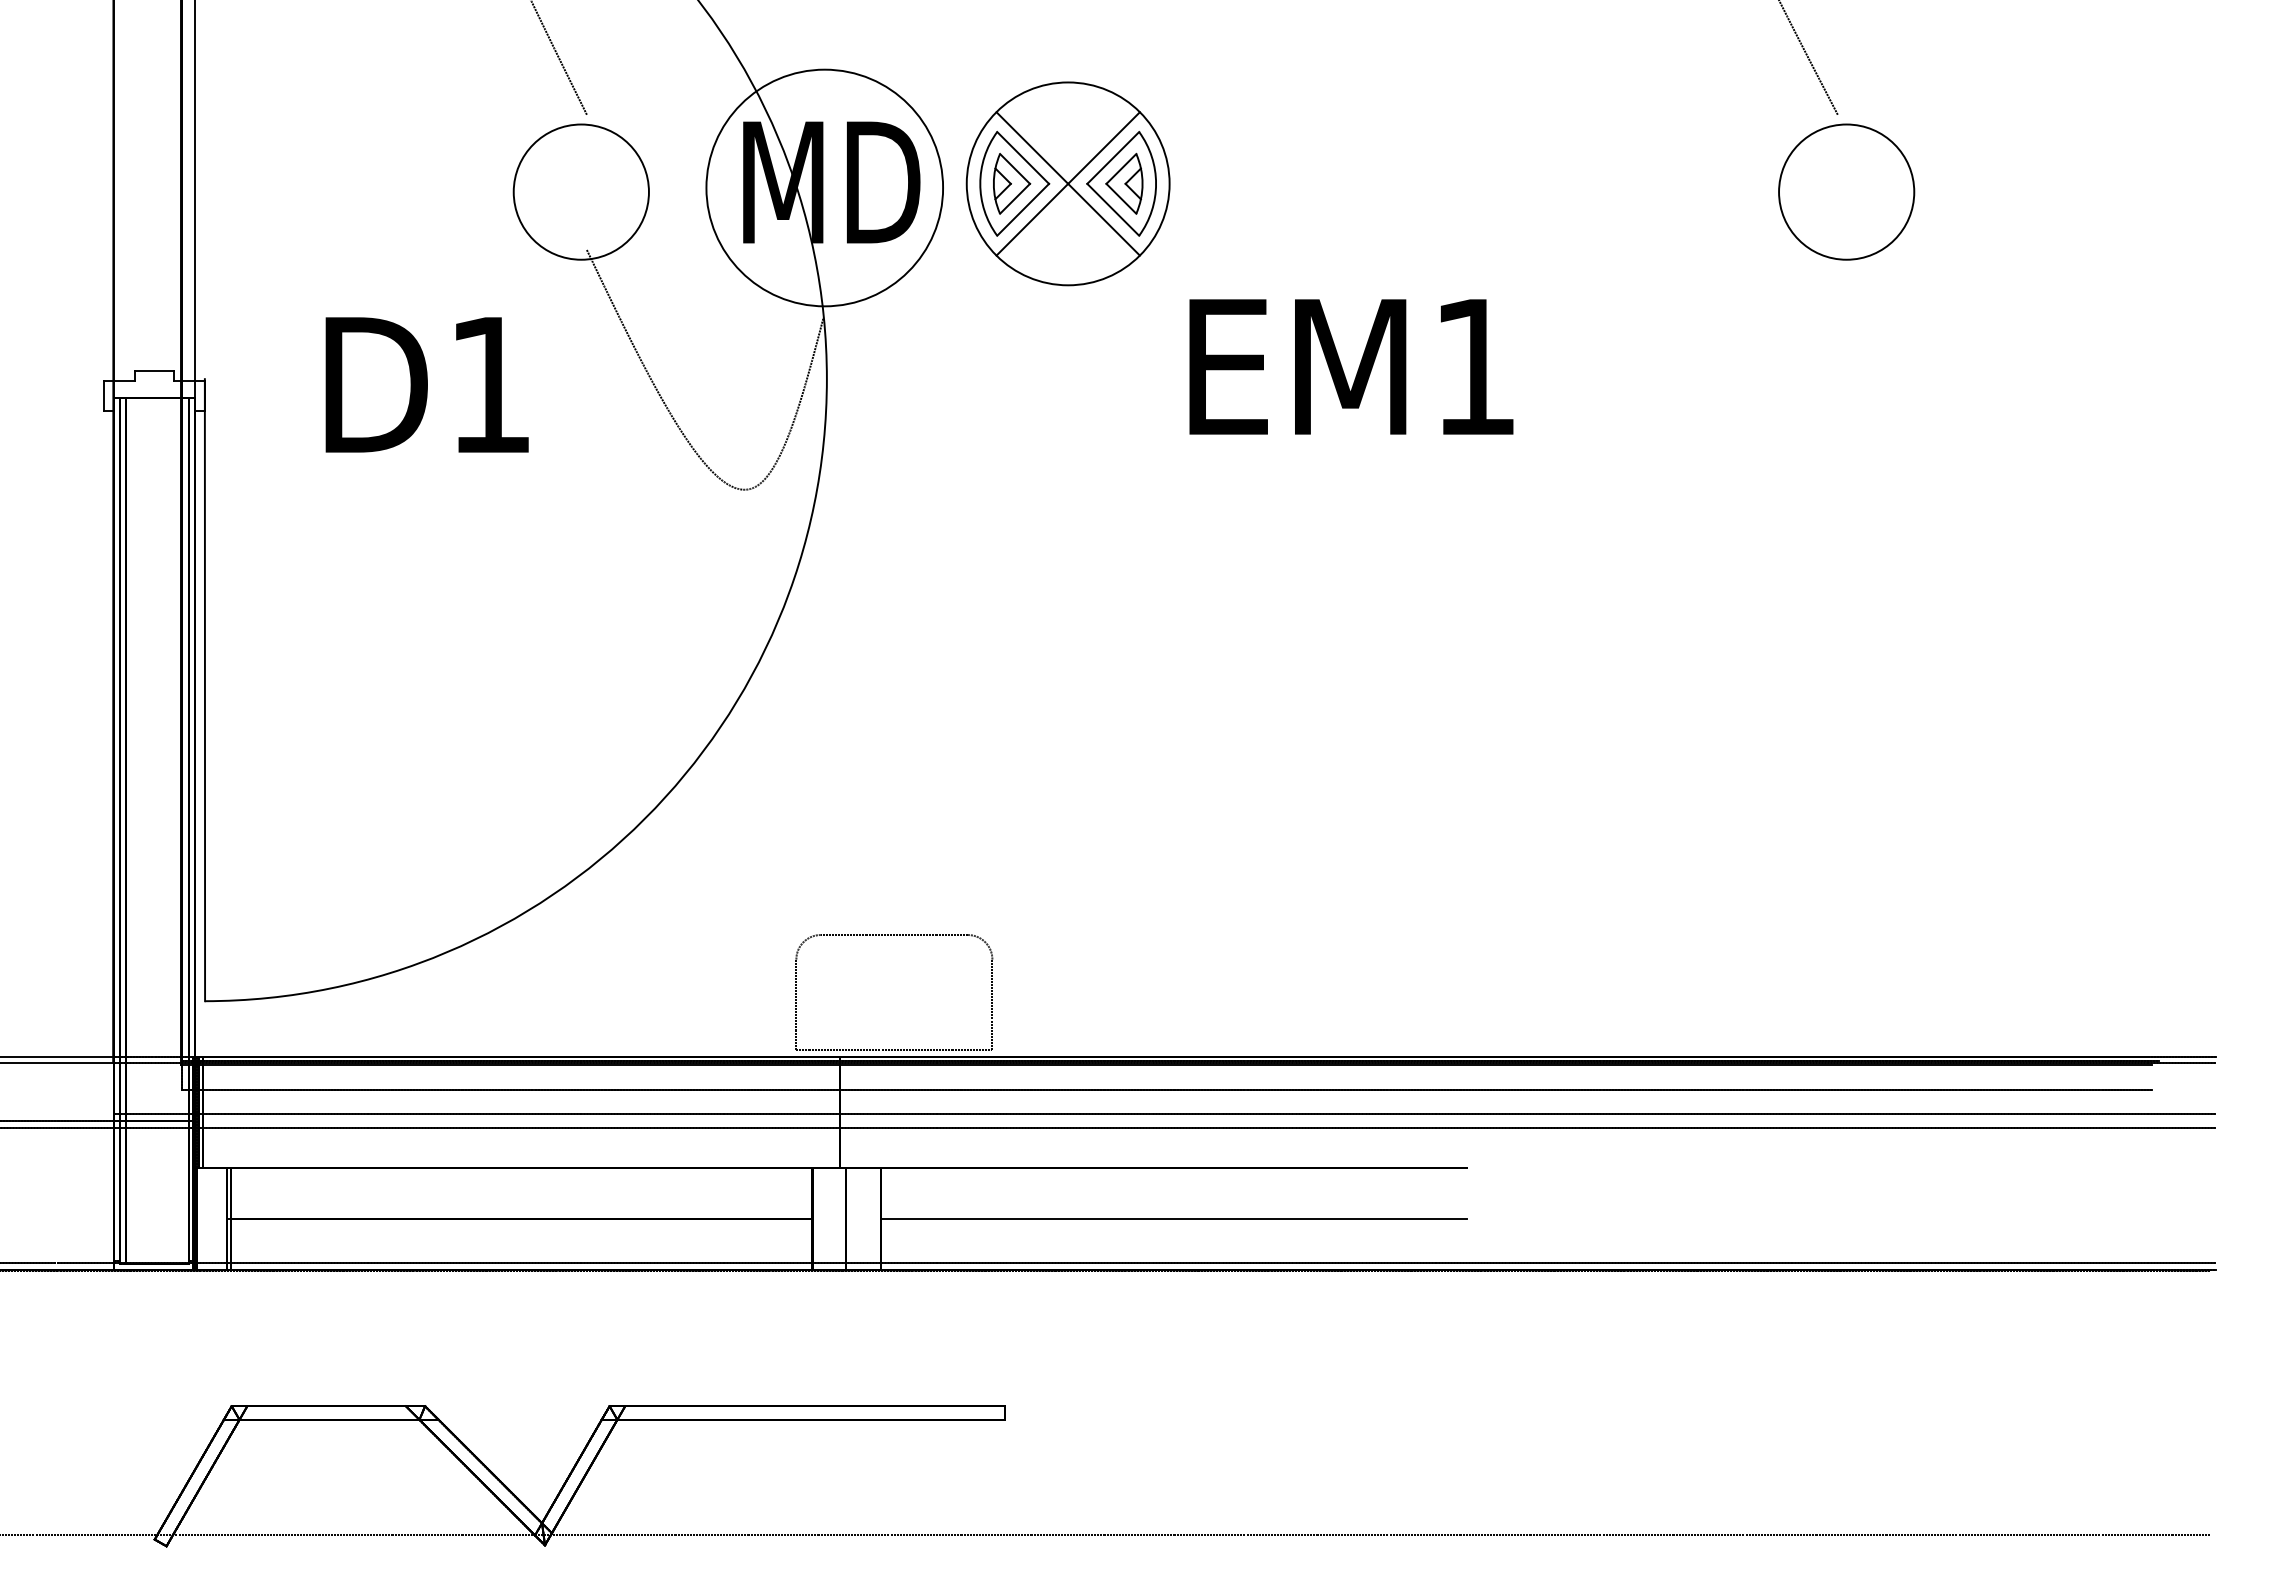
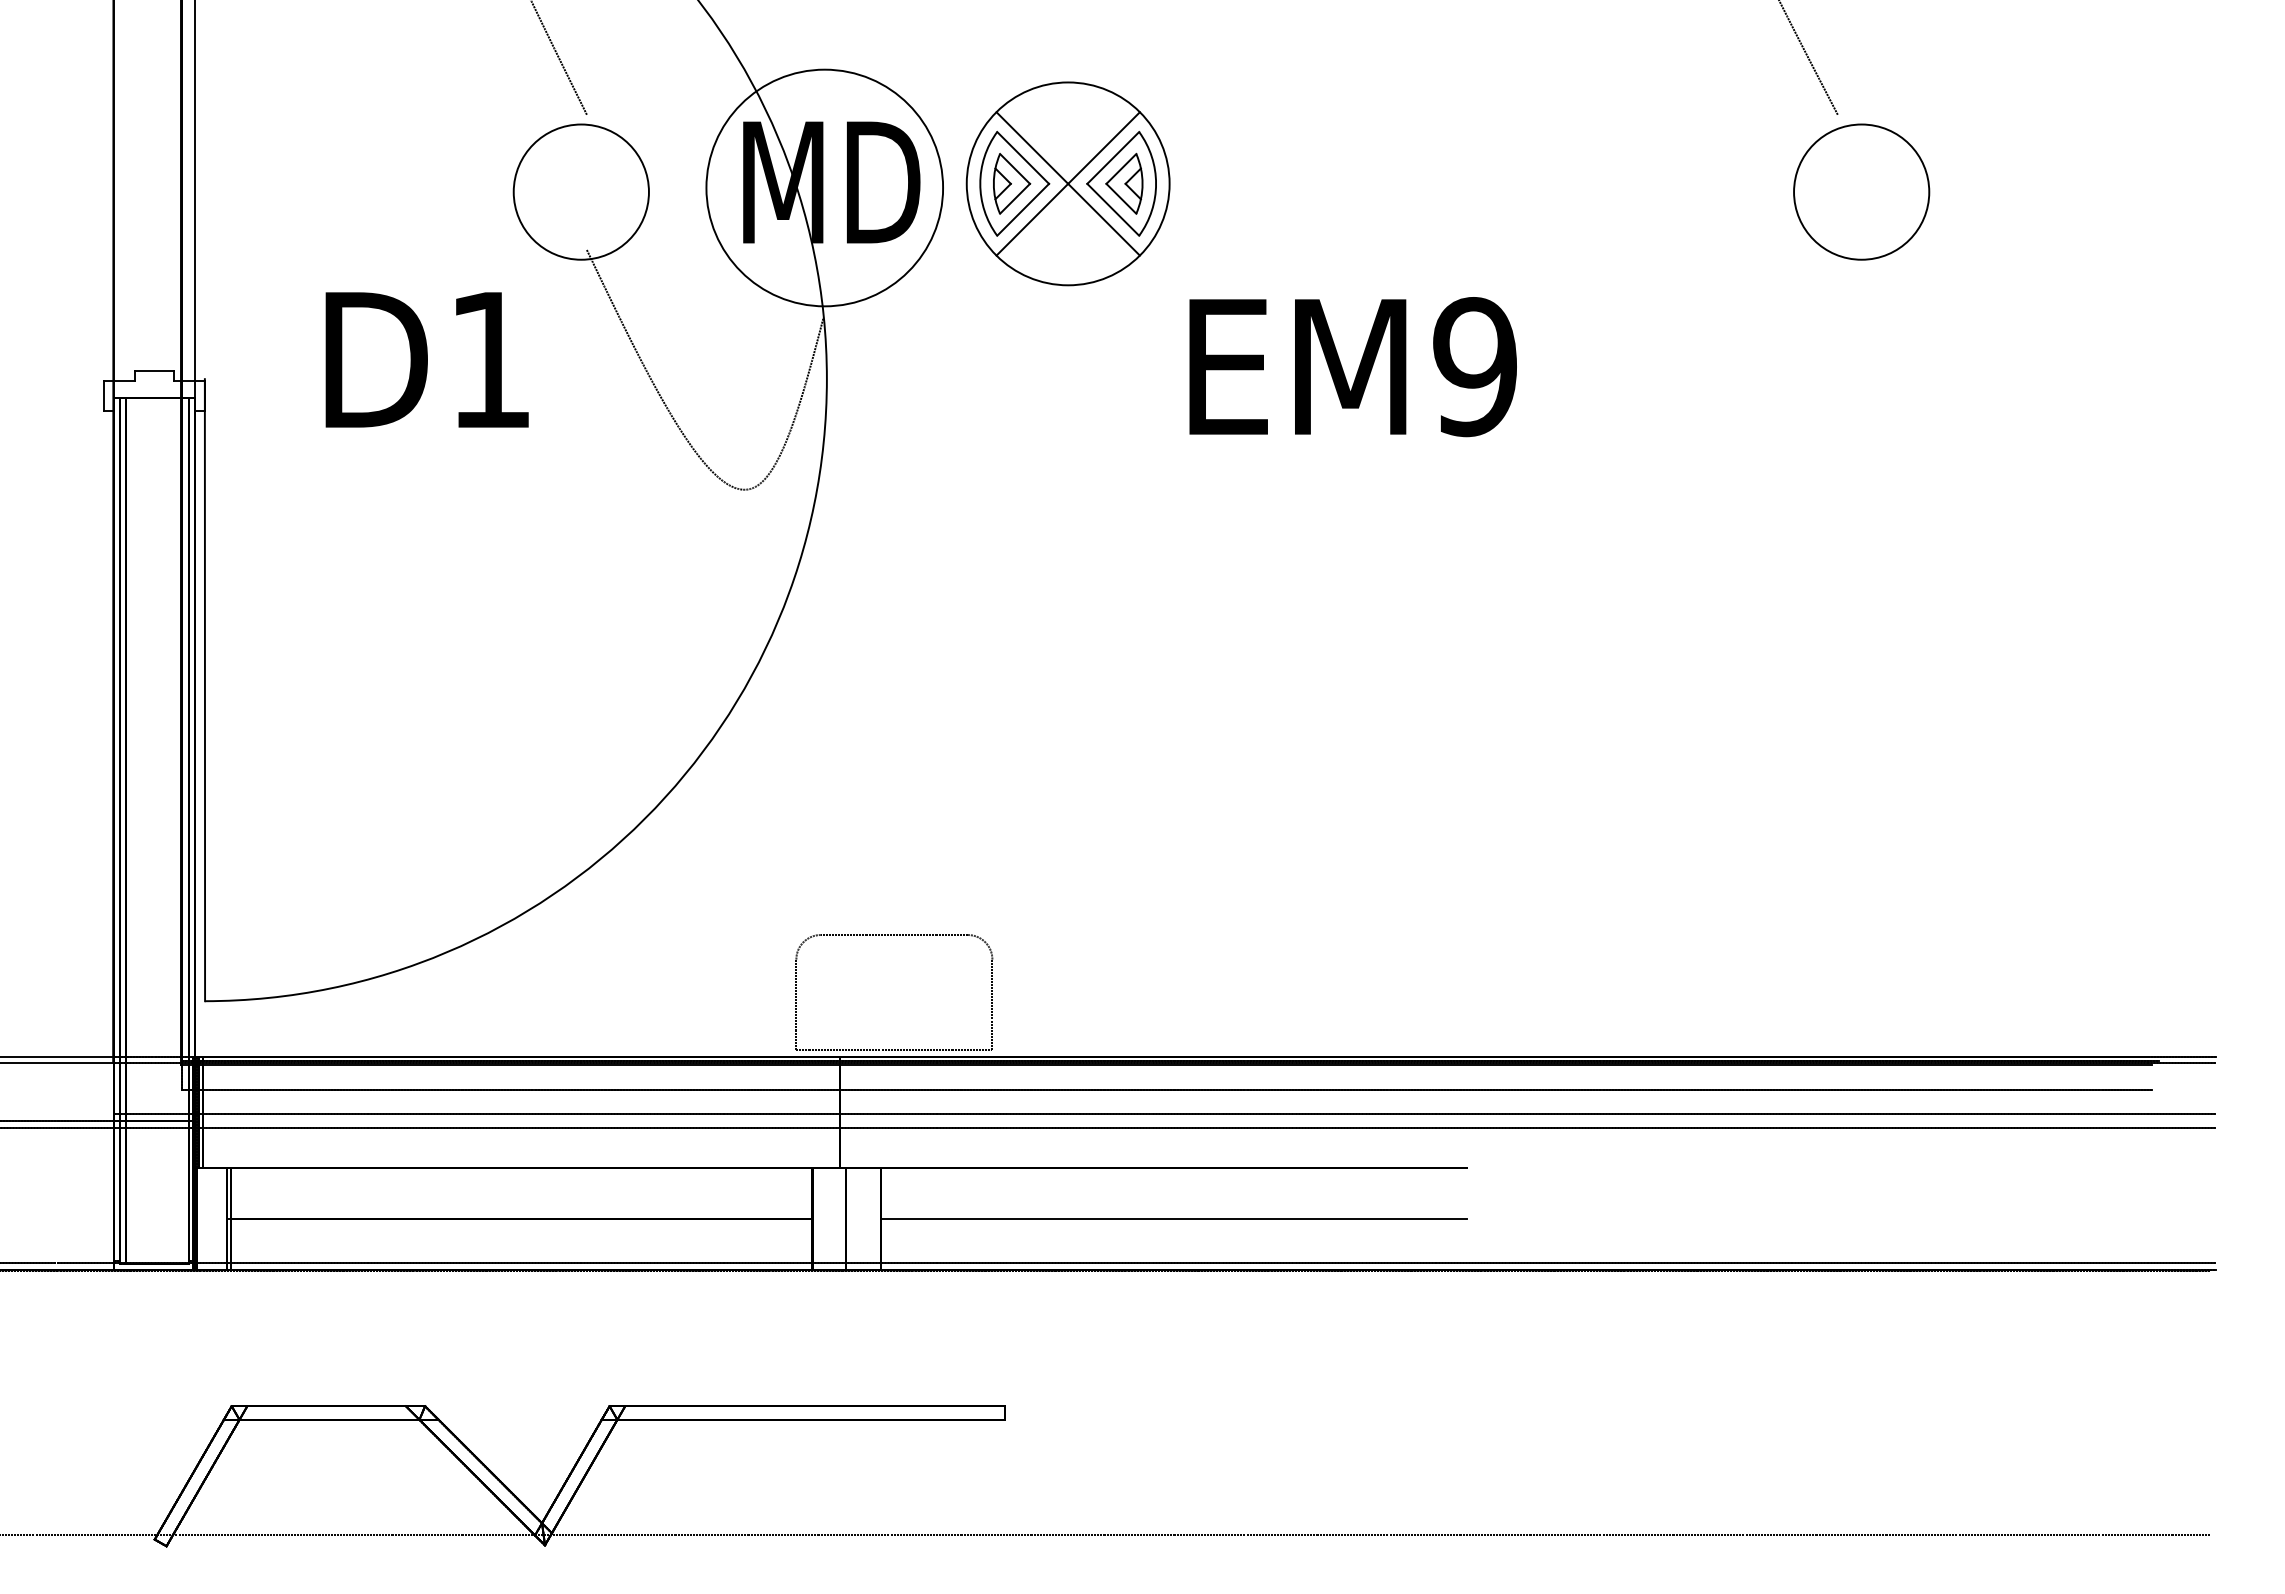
part position: (1846, 191) -> (1861, 191) (1861, 191)
text: EM1 -> EM9 (1474, 367)
text position: (426, 384) -> (426, 359) (426, 359)
